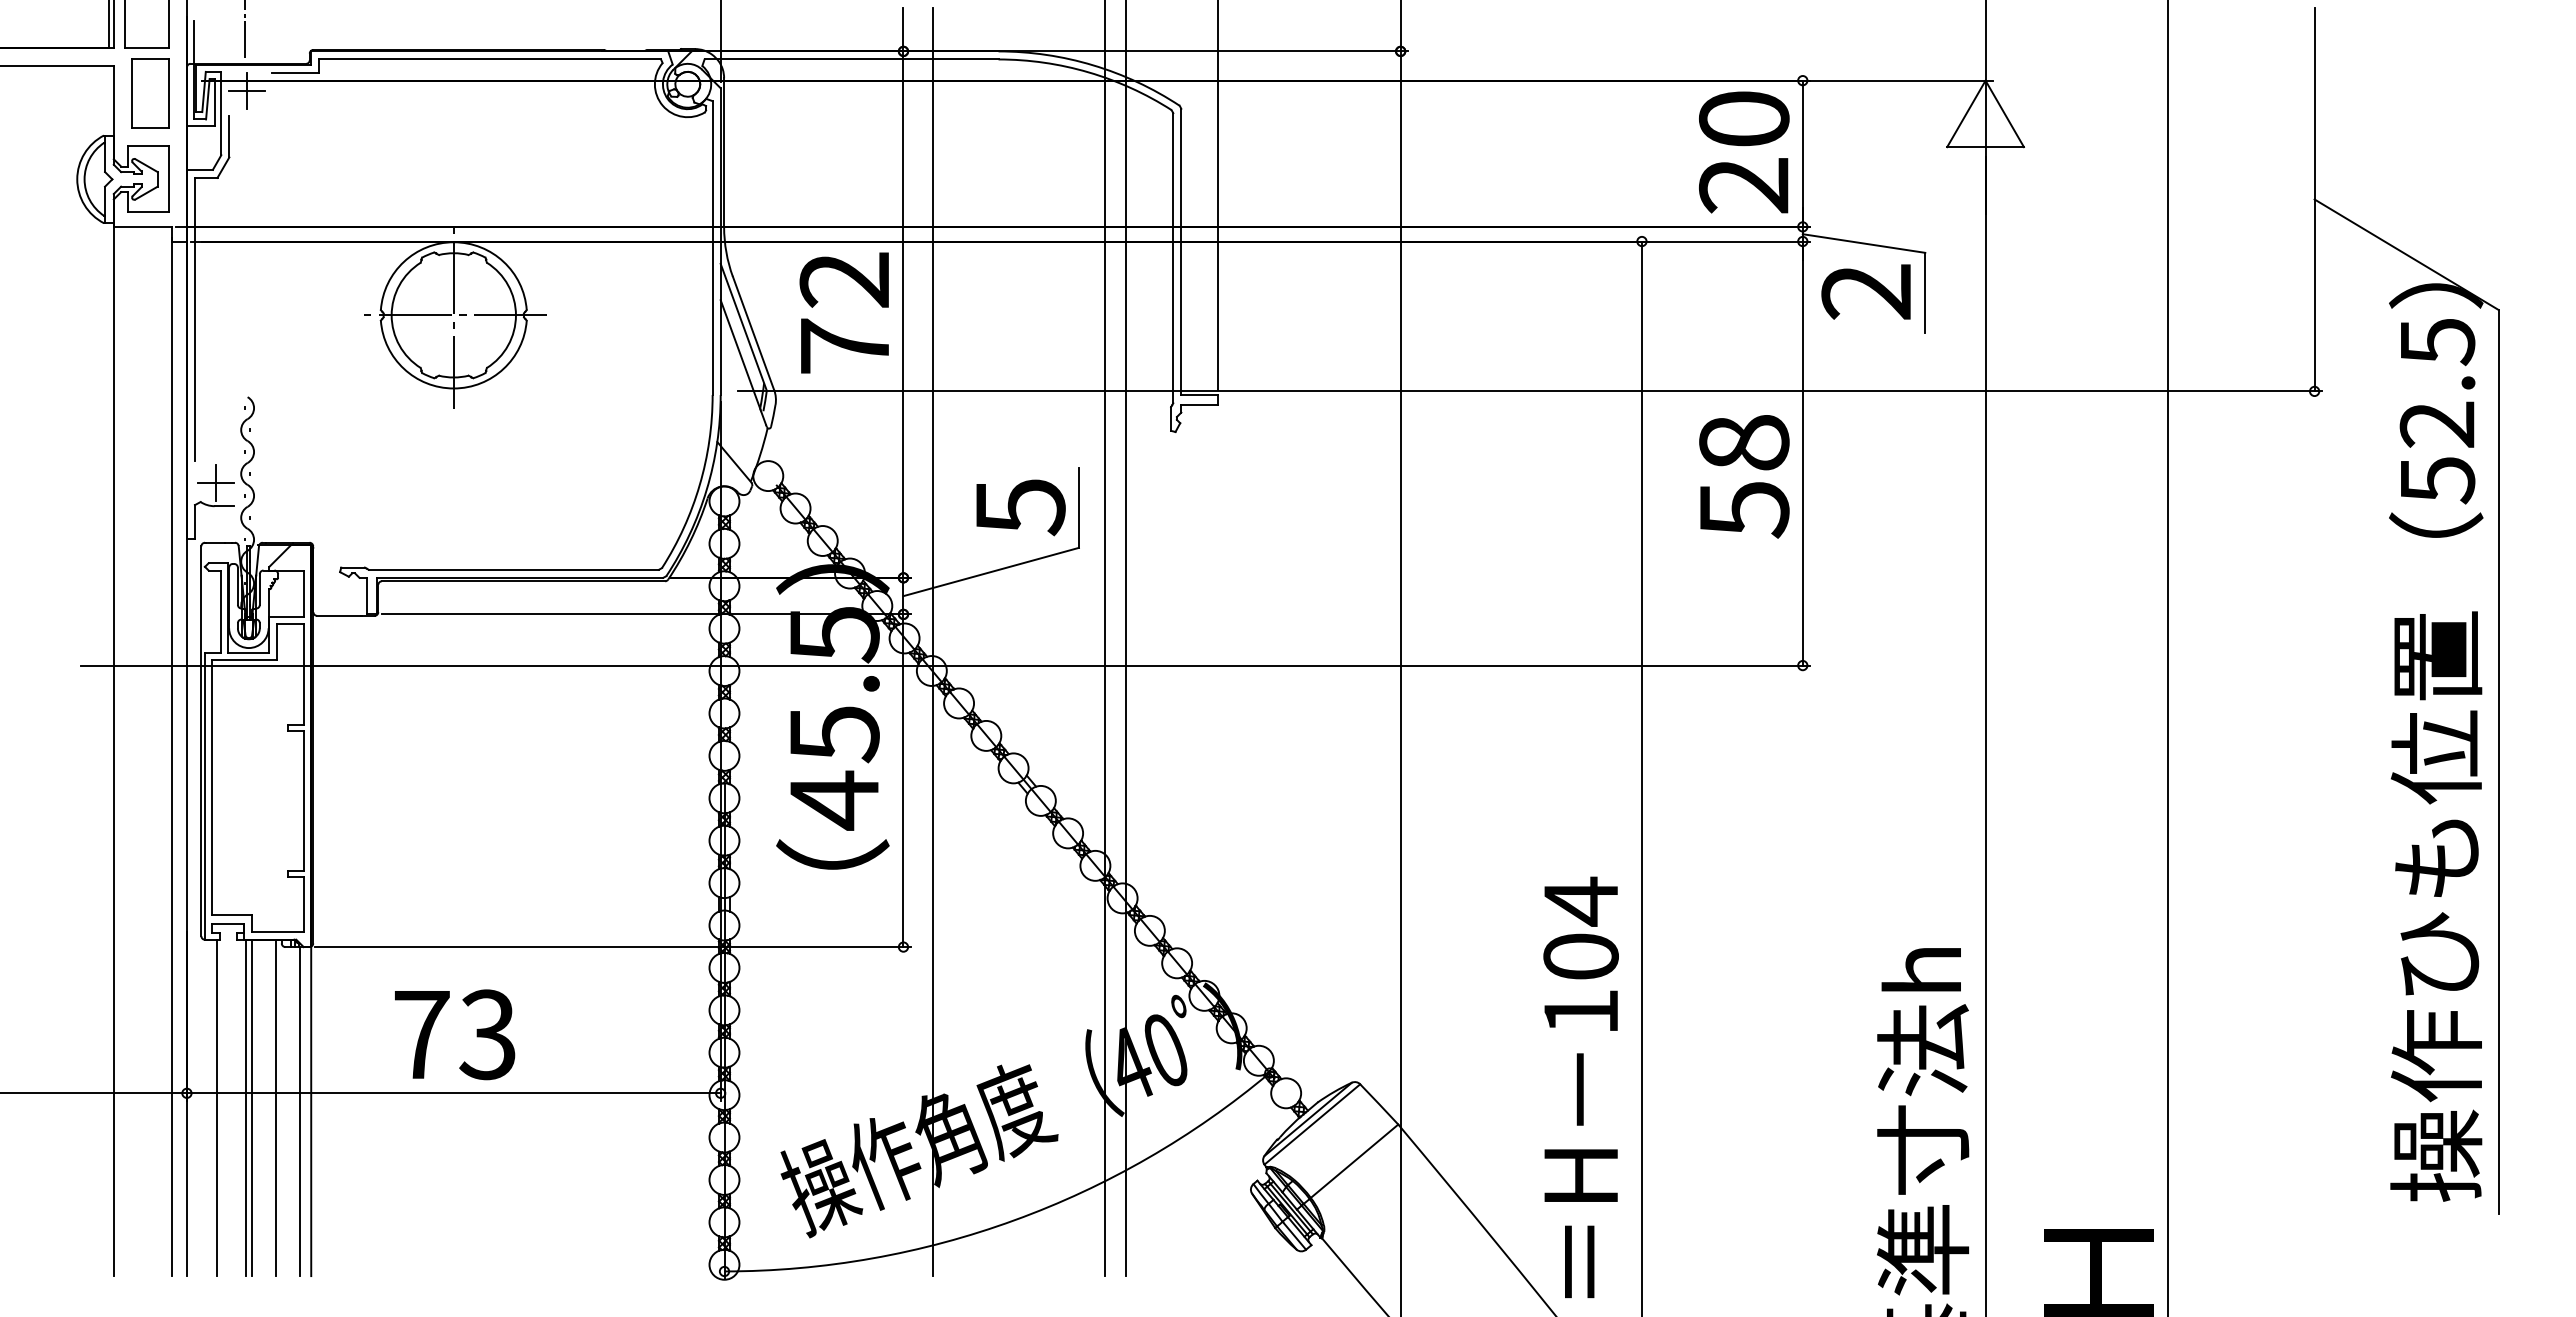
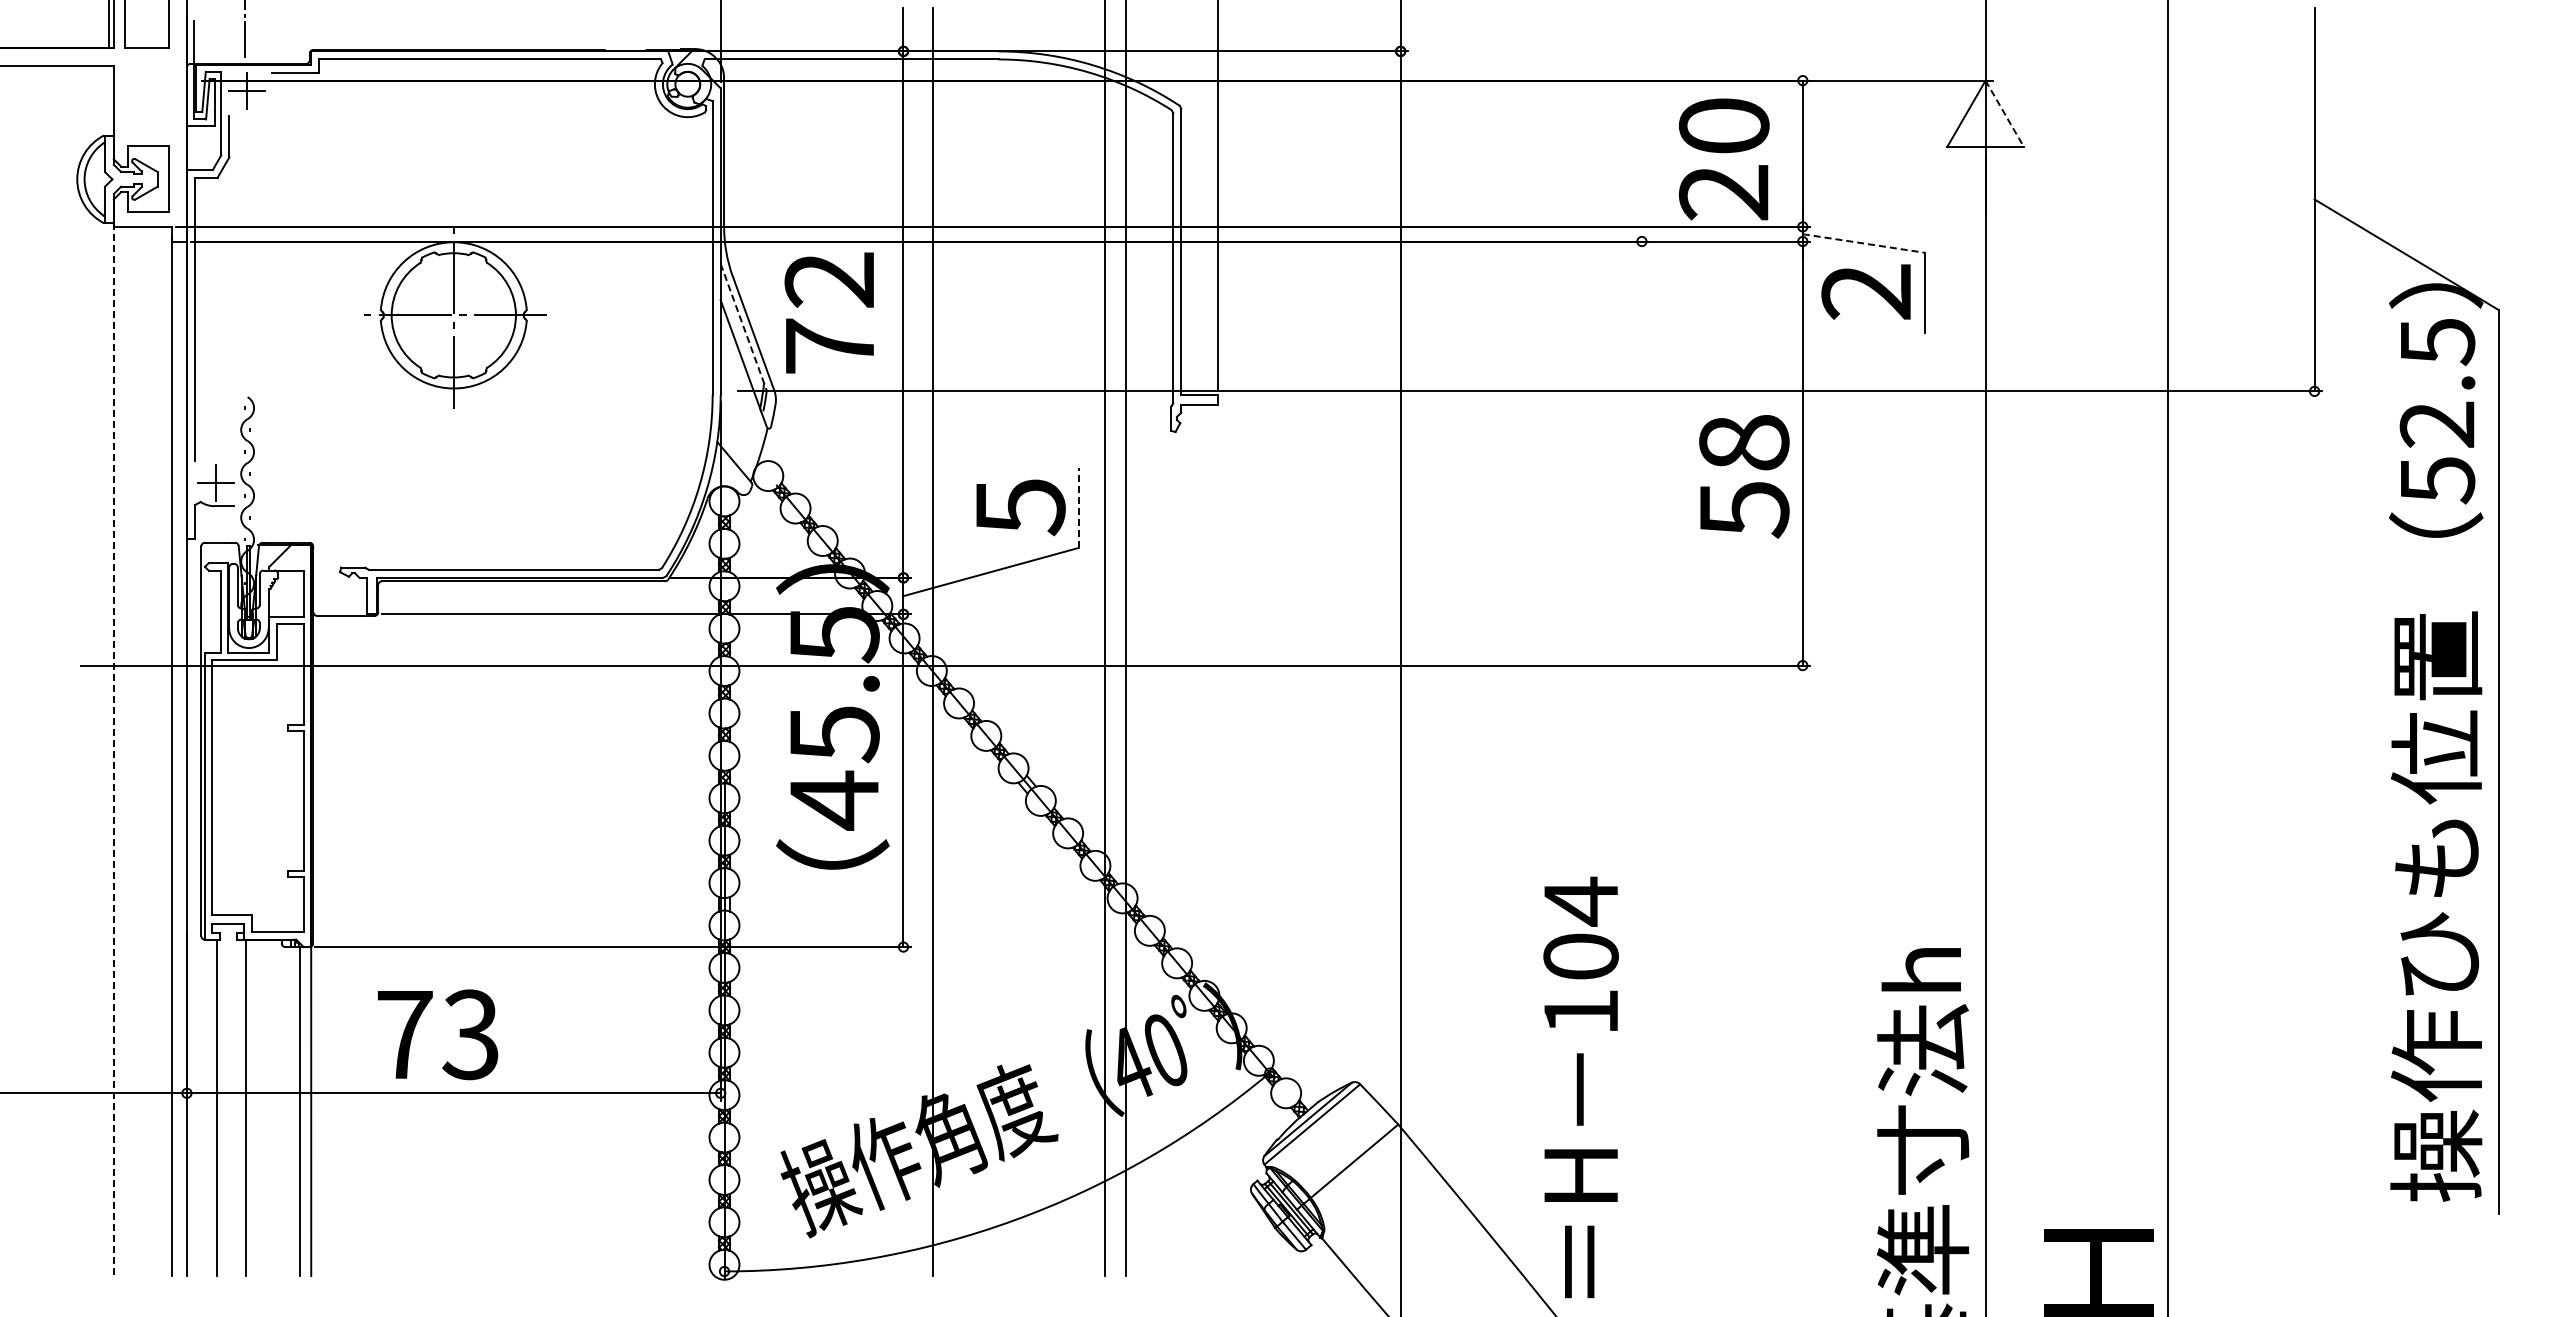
part: present -> none (150, 93)
line: solid -> dashed (2005, 114)
text position: (1744, 152) -> (1724, 159) (1724, 159)
line: solid -> dashed (1864, 243)
text position: (843, 312) -> (828, 312) (828, 312)
line: solid -> dashed (743, 327)
line: solid -> dashed (1078, 507)
line: solid -> dashed (113, 750)
line: present -> none (1641, 777)
text position: (455, 1034) -> (438, 1034) (438, 1034)
line: present -> none (252, 1107)
line: present -> none (276, 1107)
